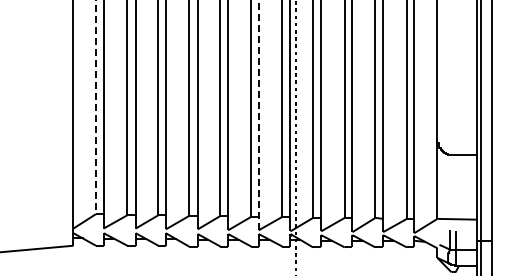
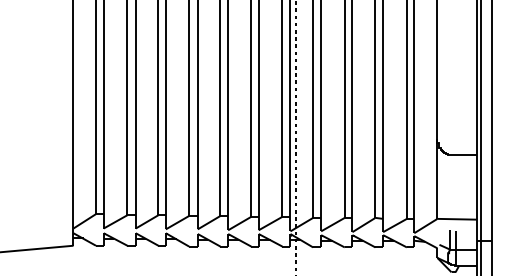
line: dashed -> solid (96, 107)
line: dashed -> solid (258, 115)
